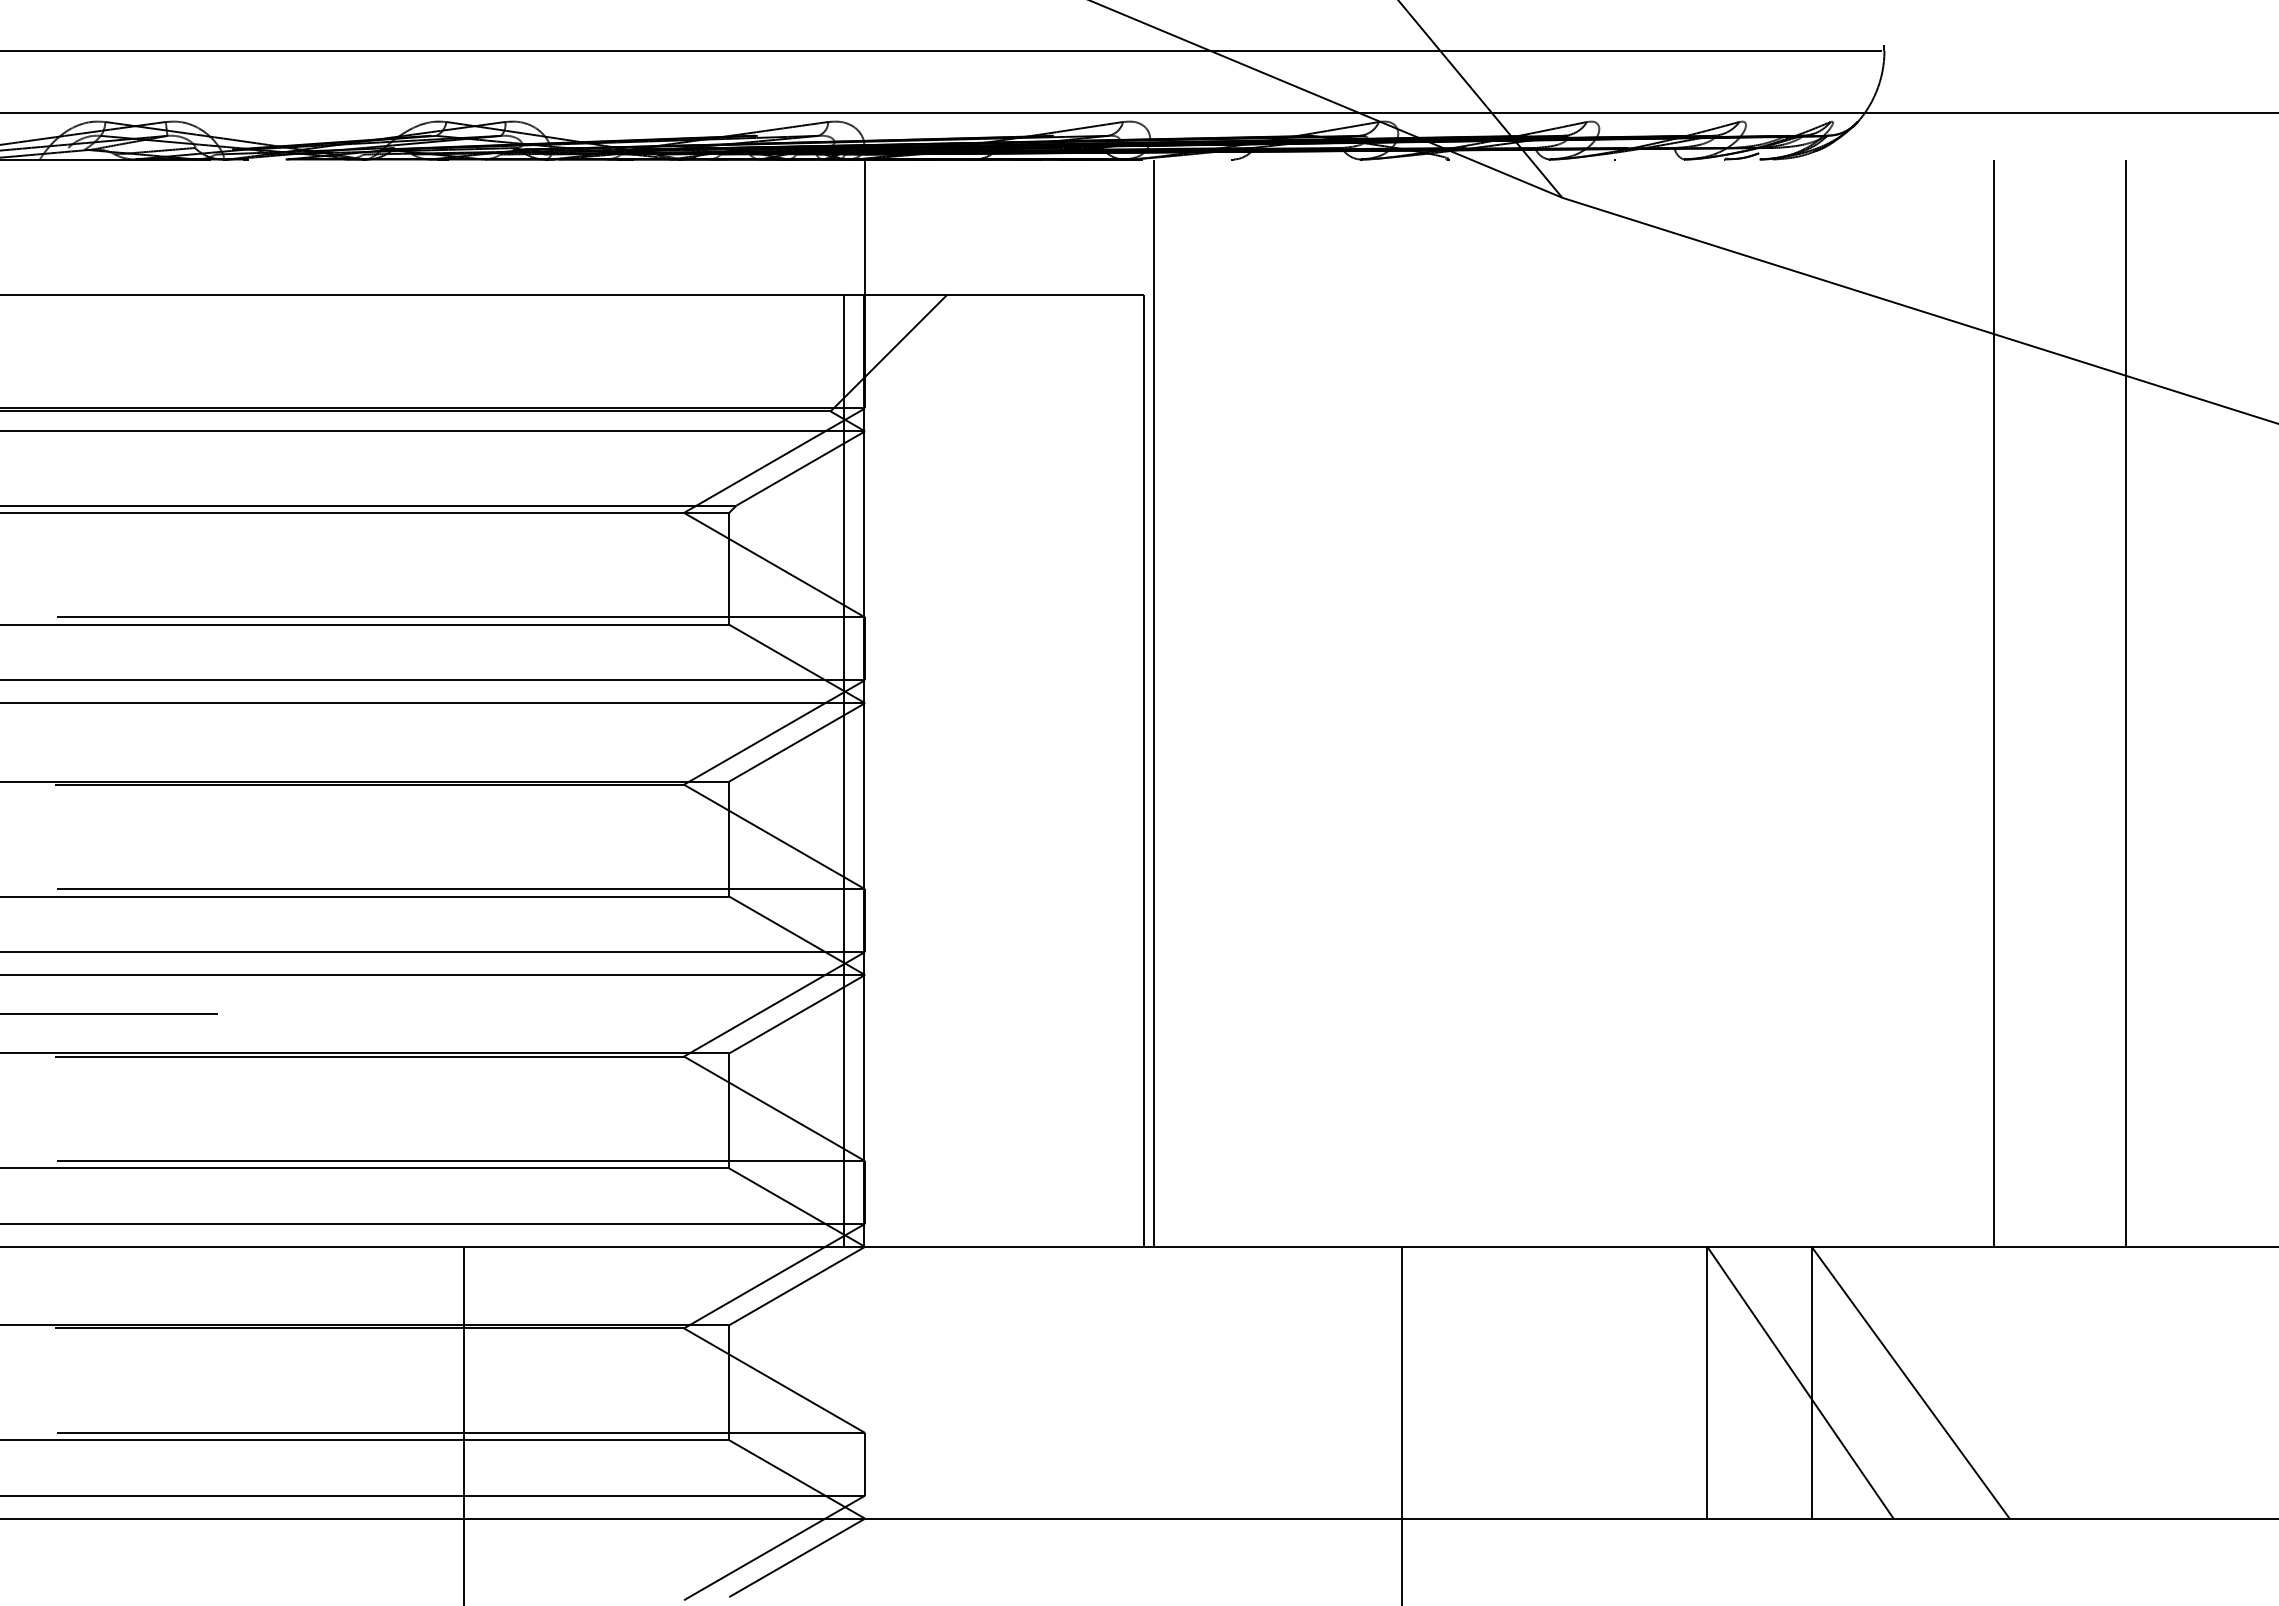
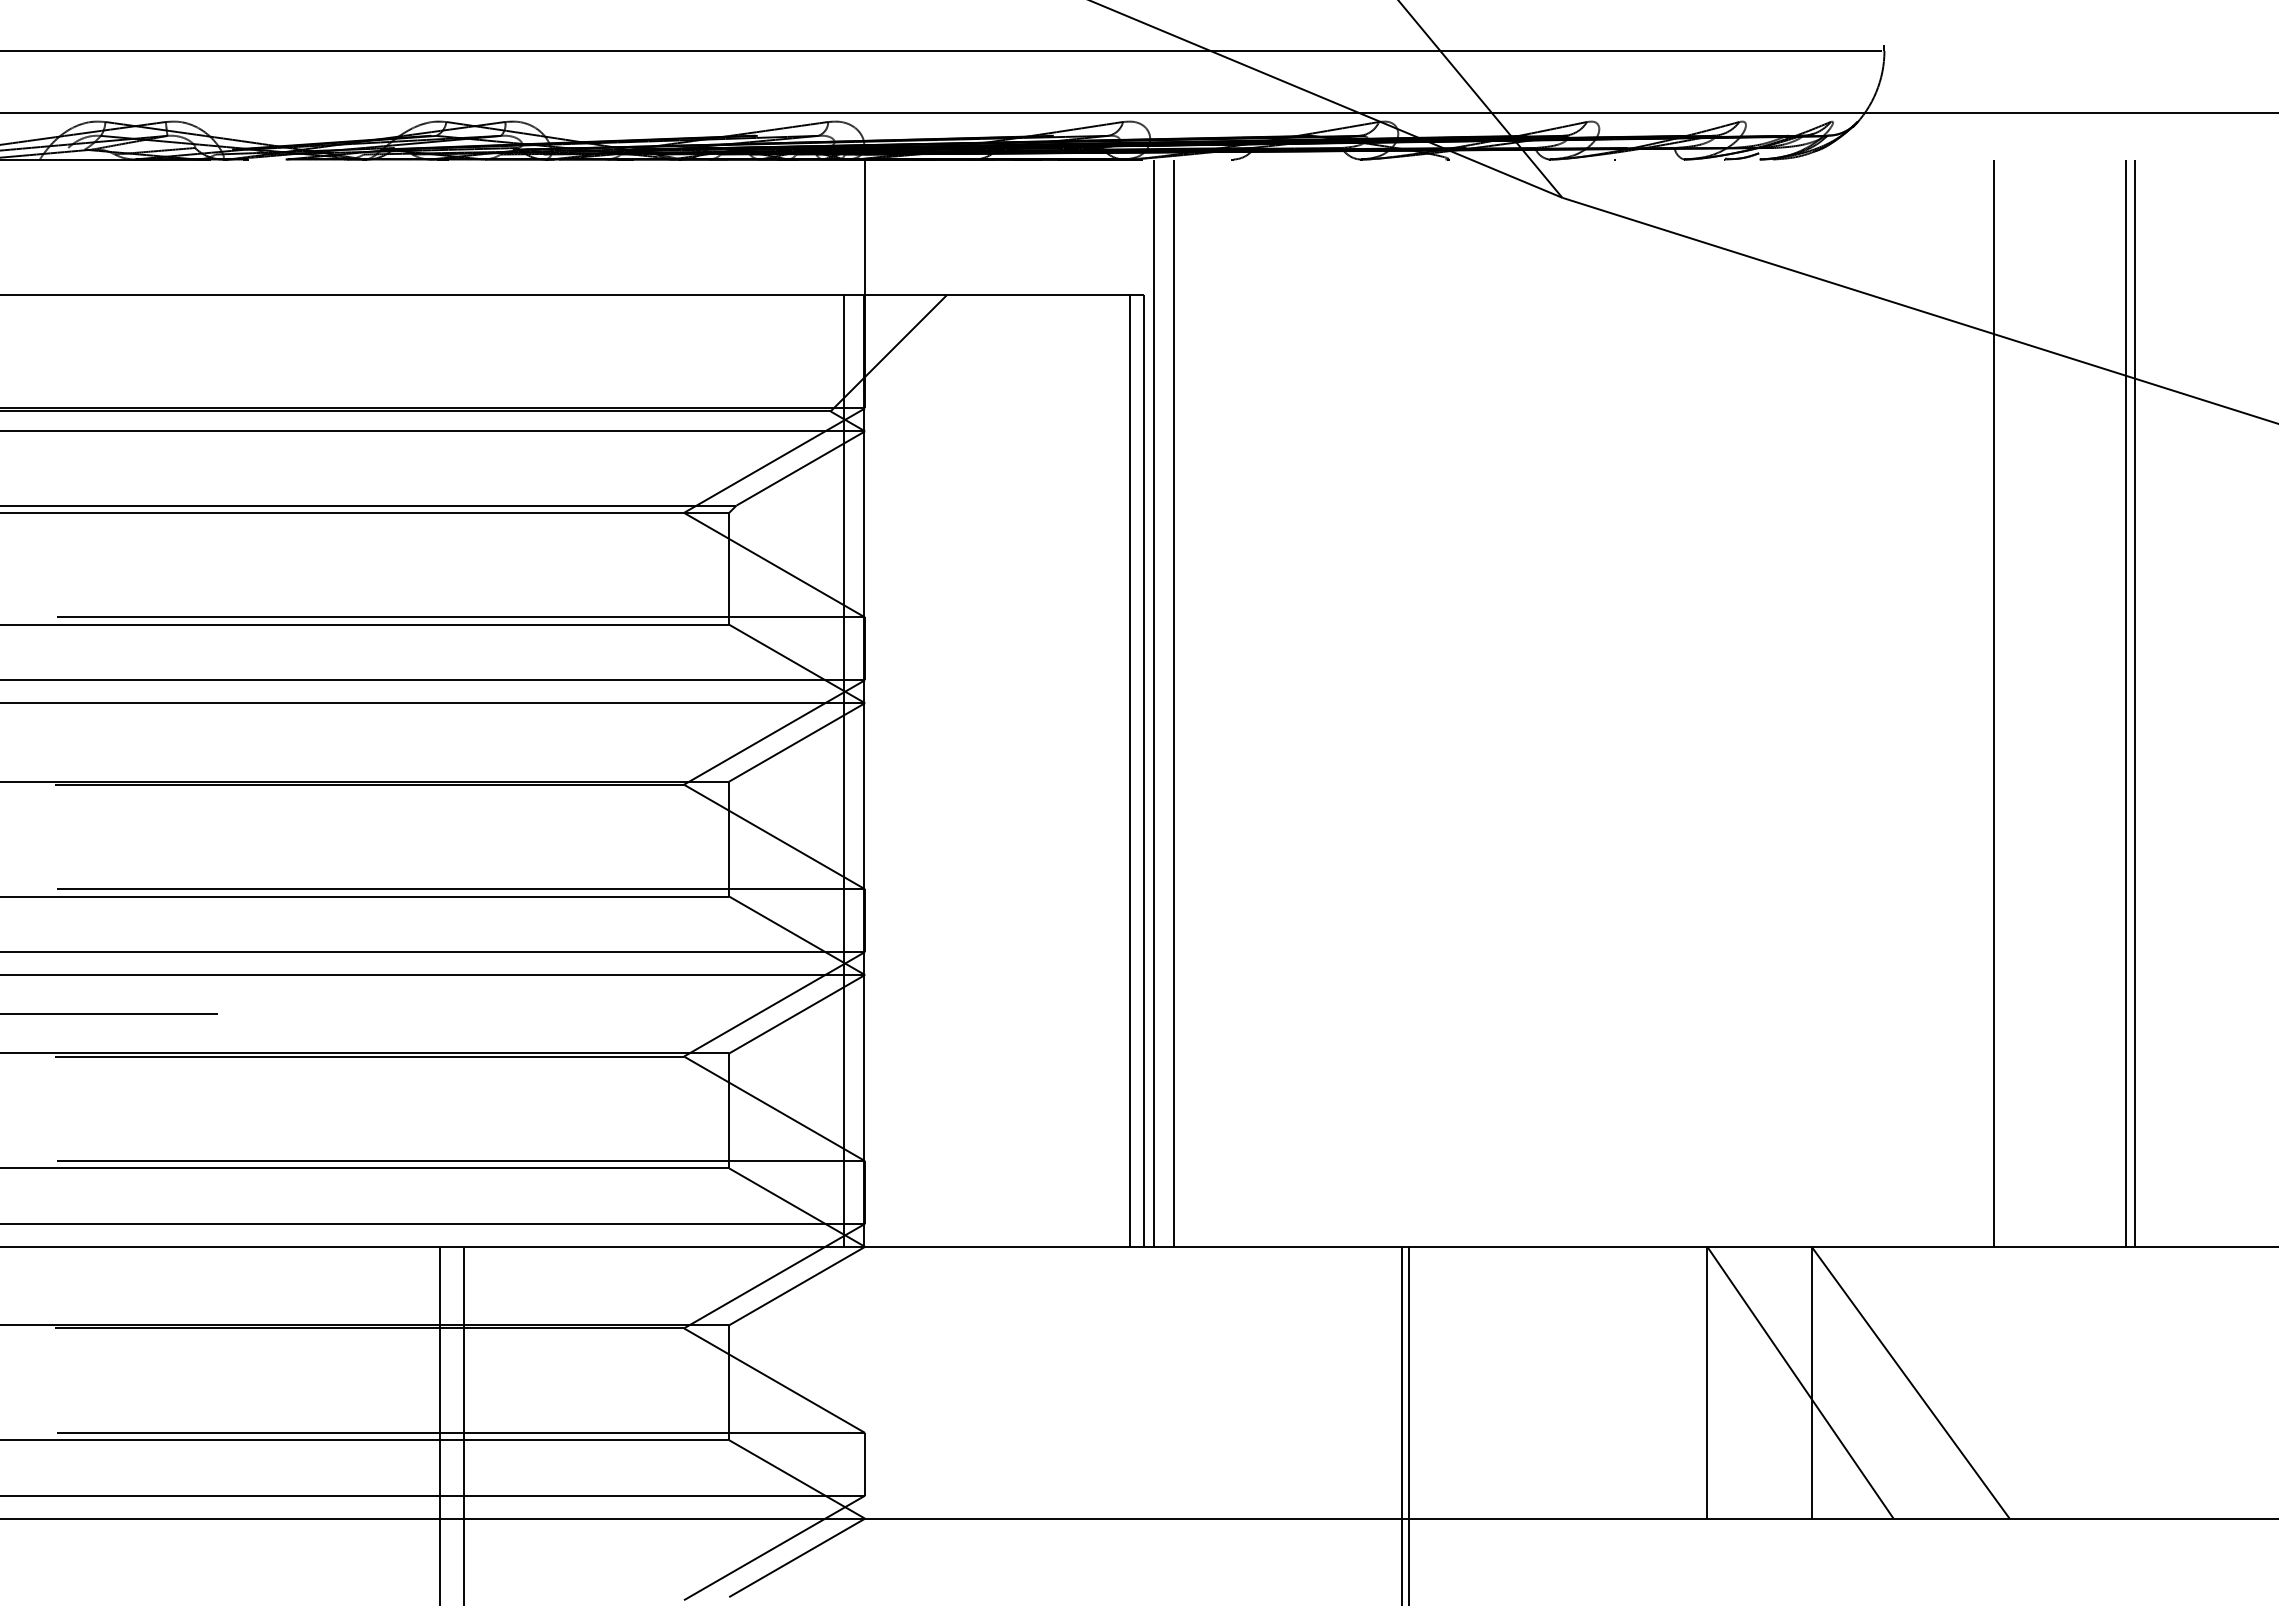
line: none -> present (1174, 702)
line: none -> present (2134, 702)
line: none -> present (1129, 770)
line: none -> present (439, 1424)
line: none -> present (1408, 1424)
